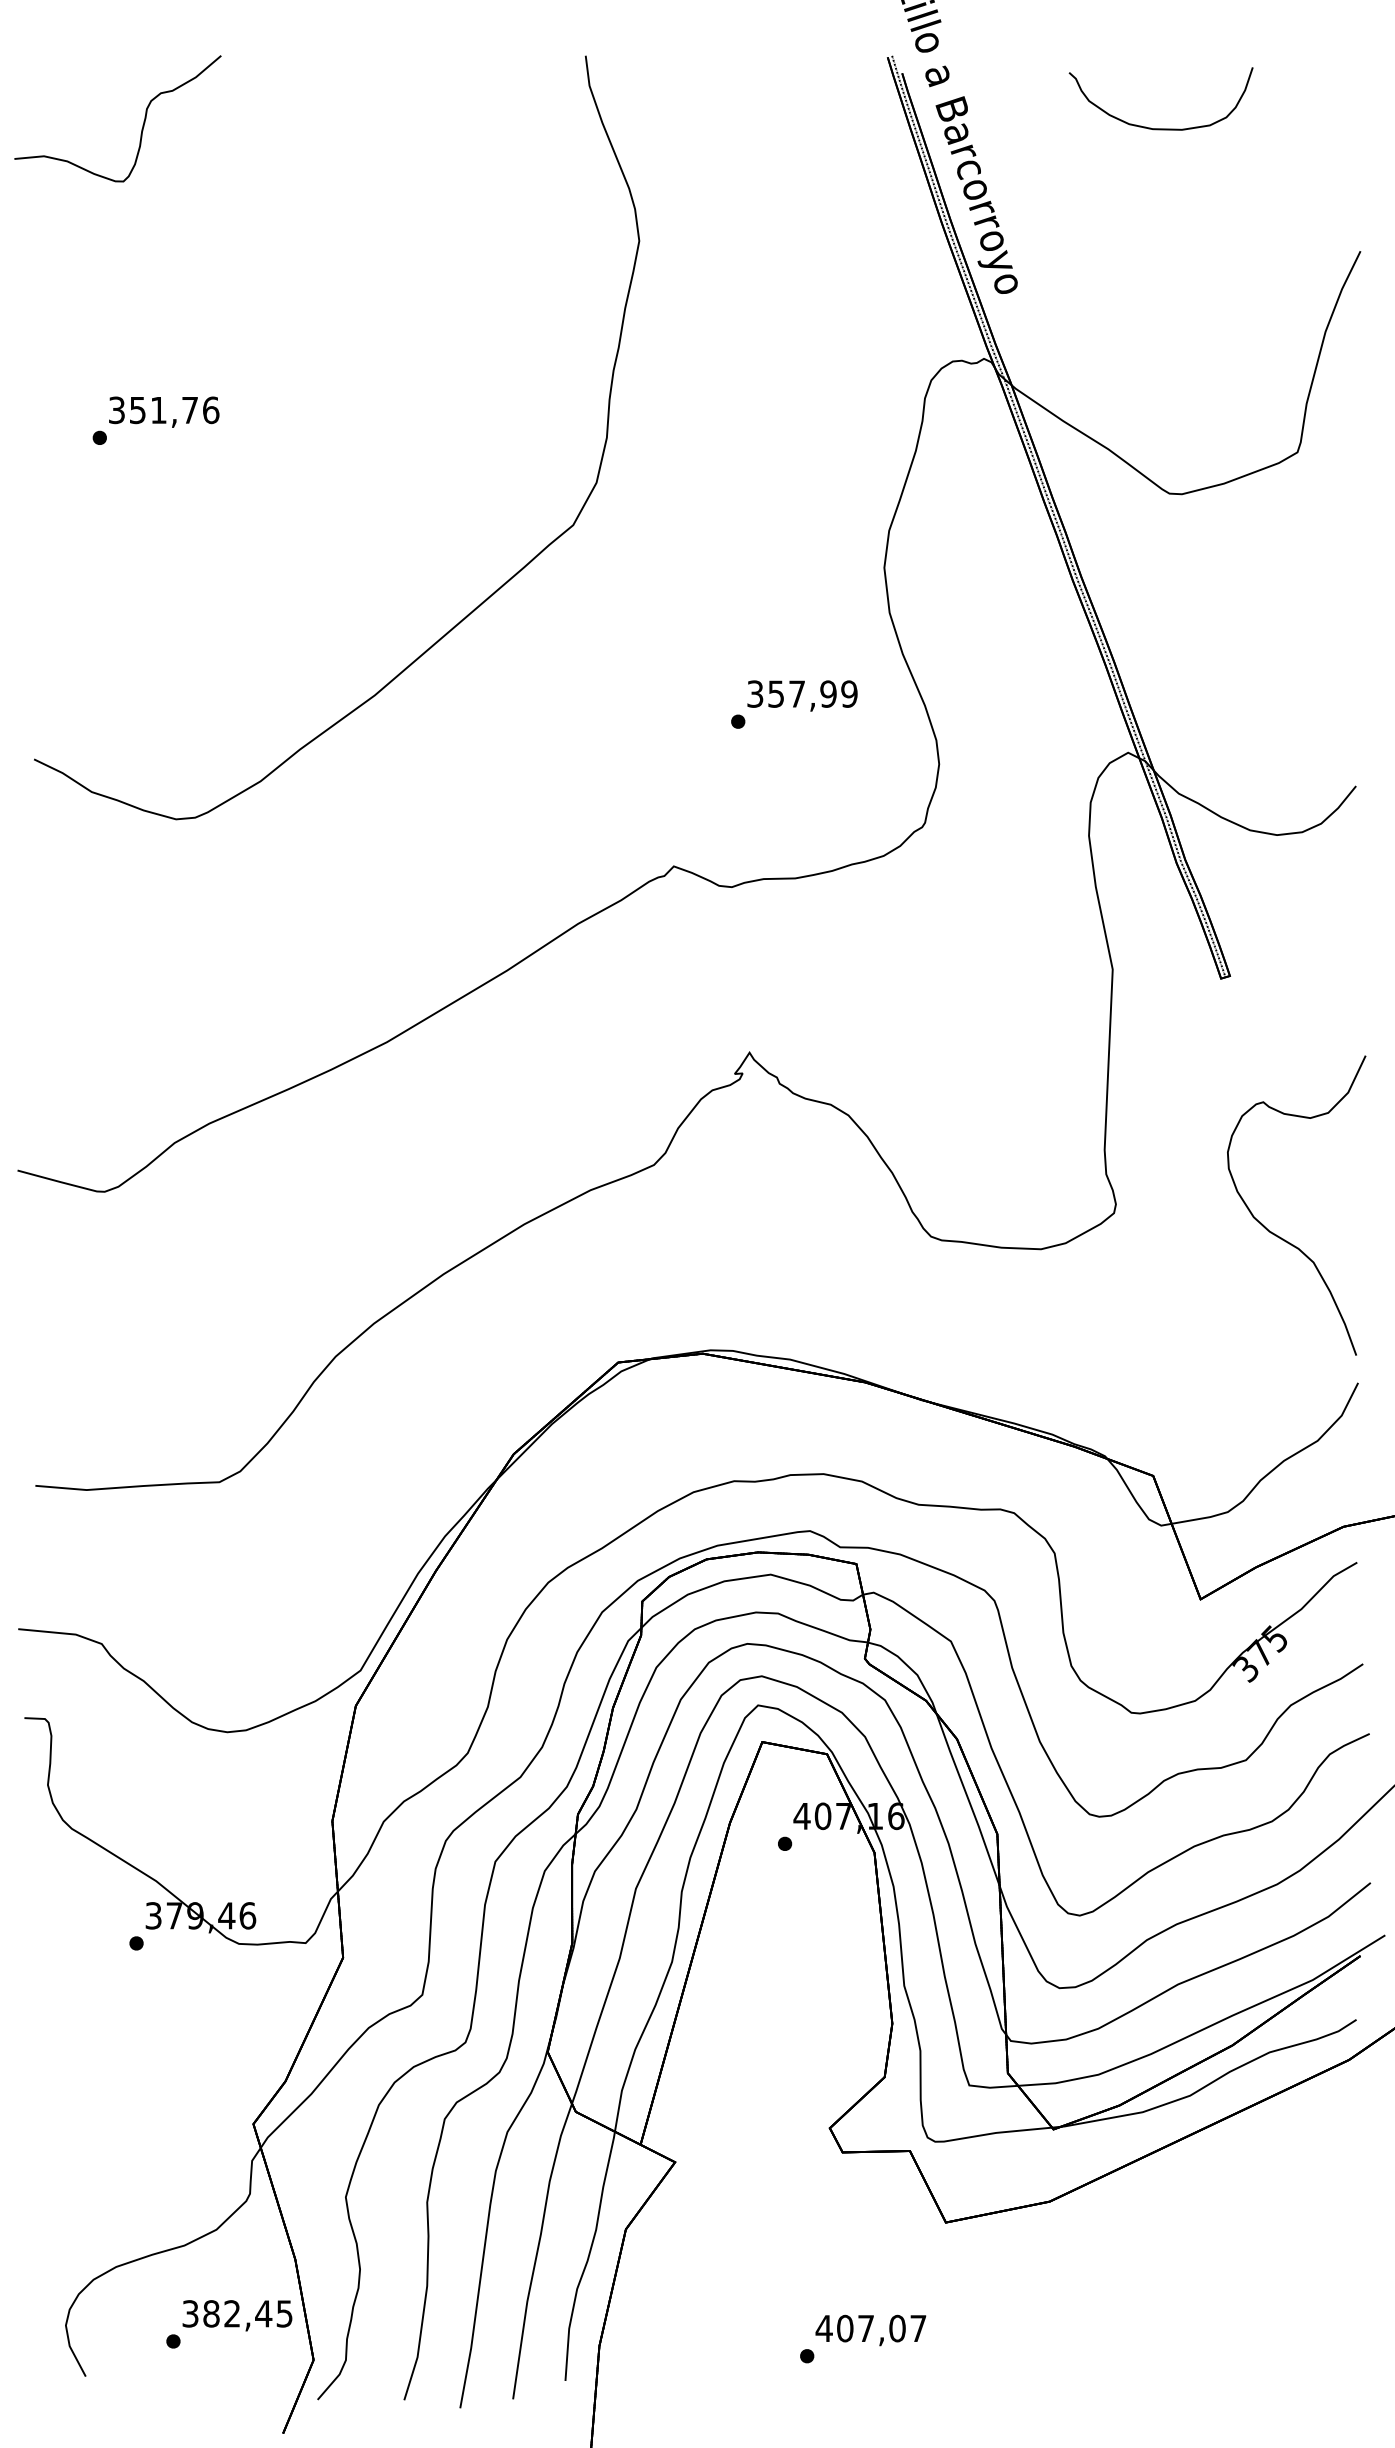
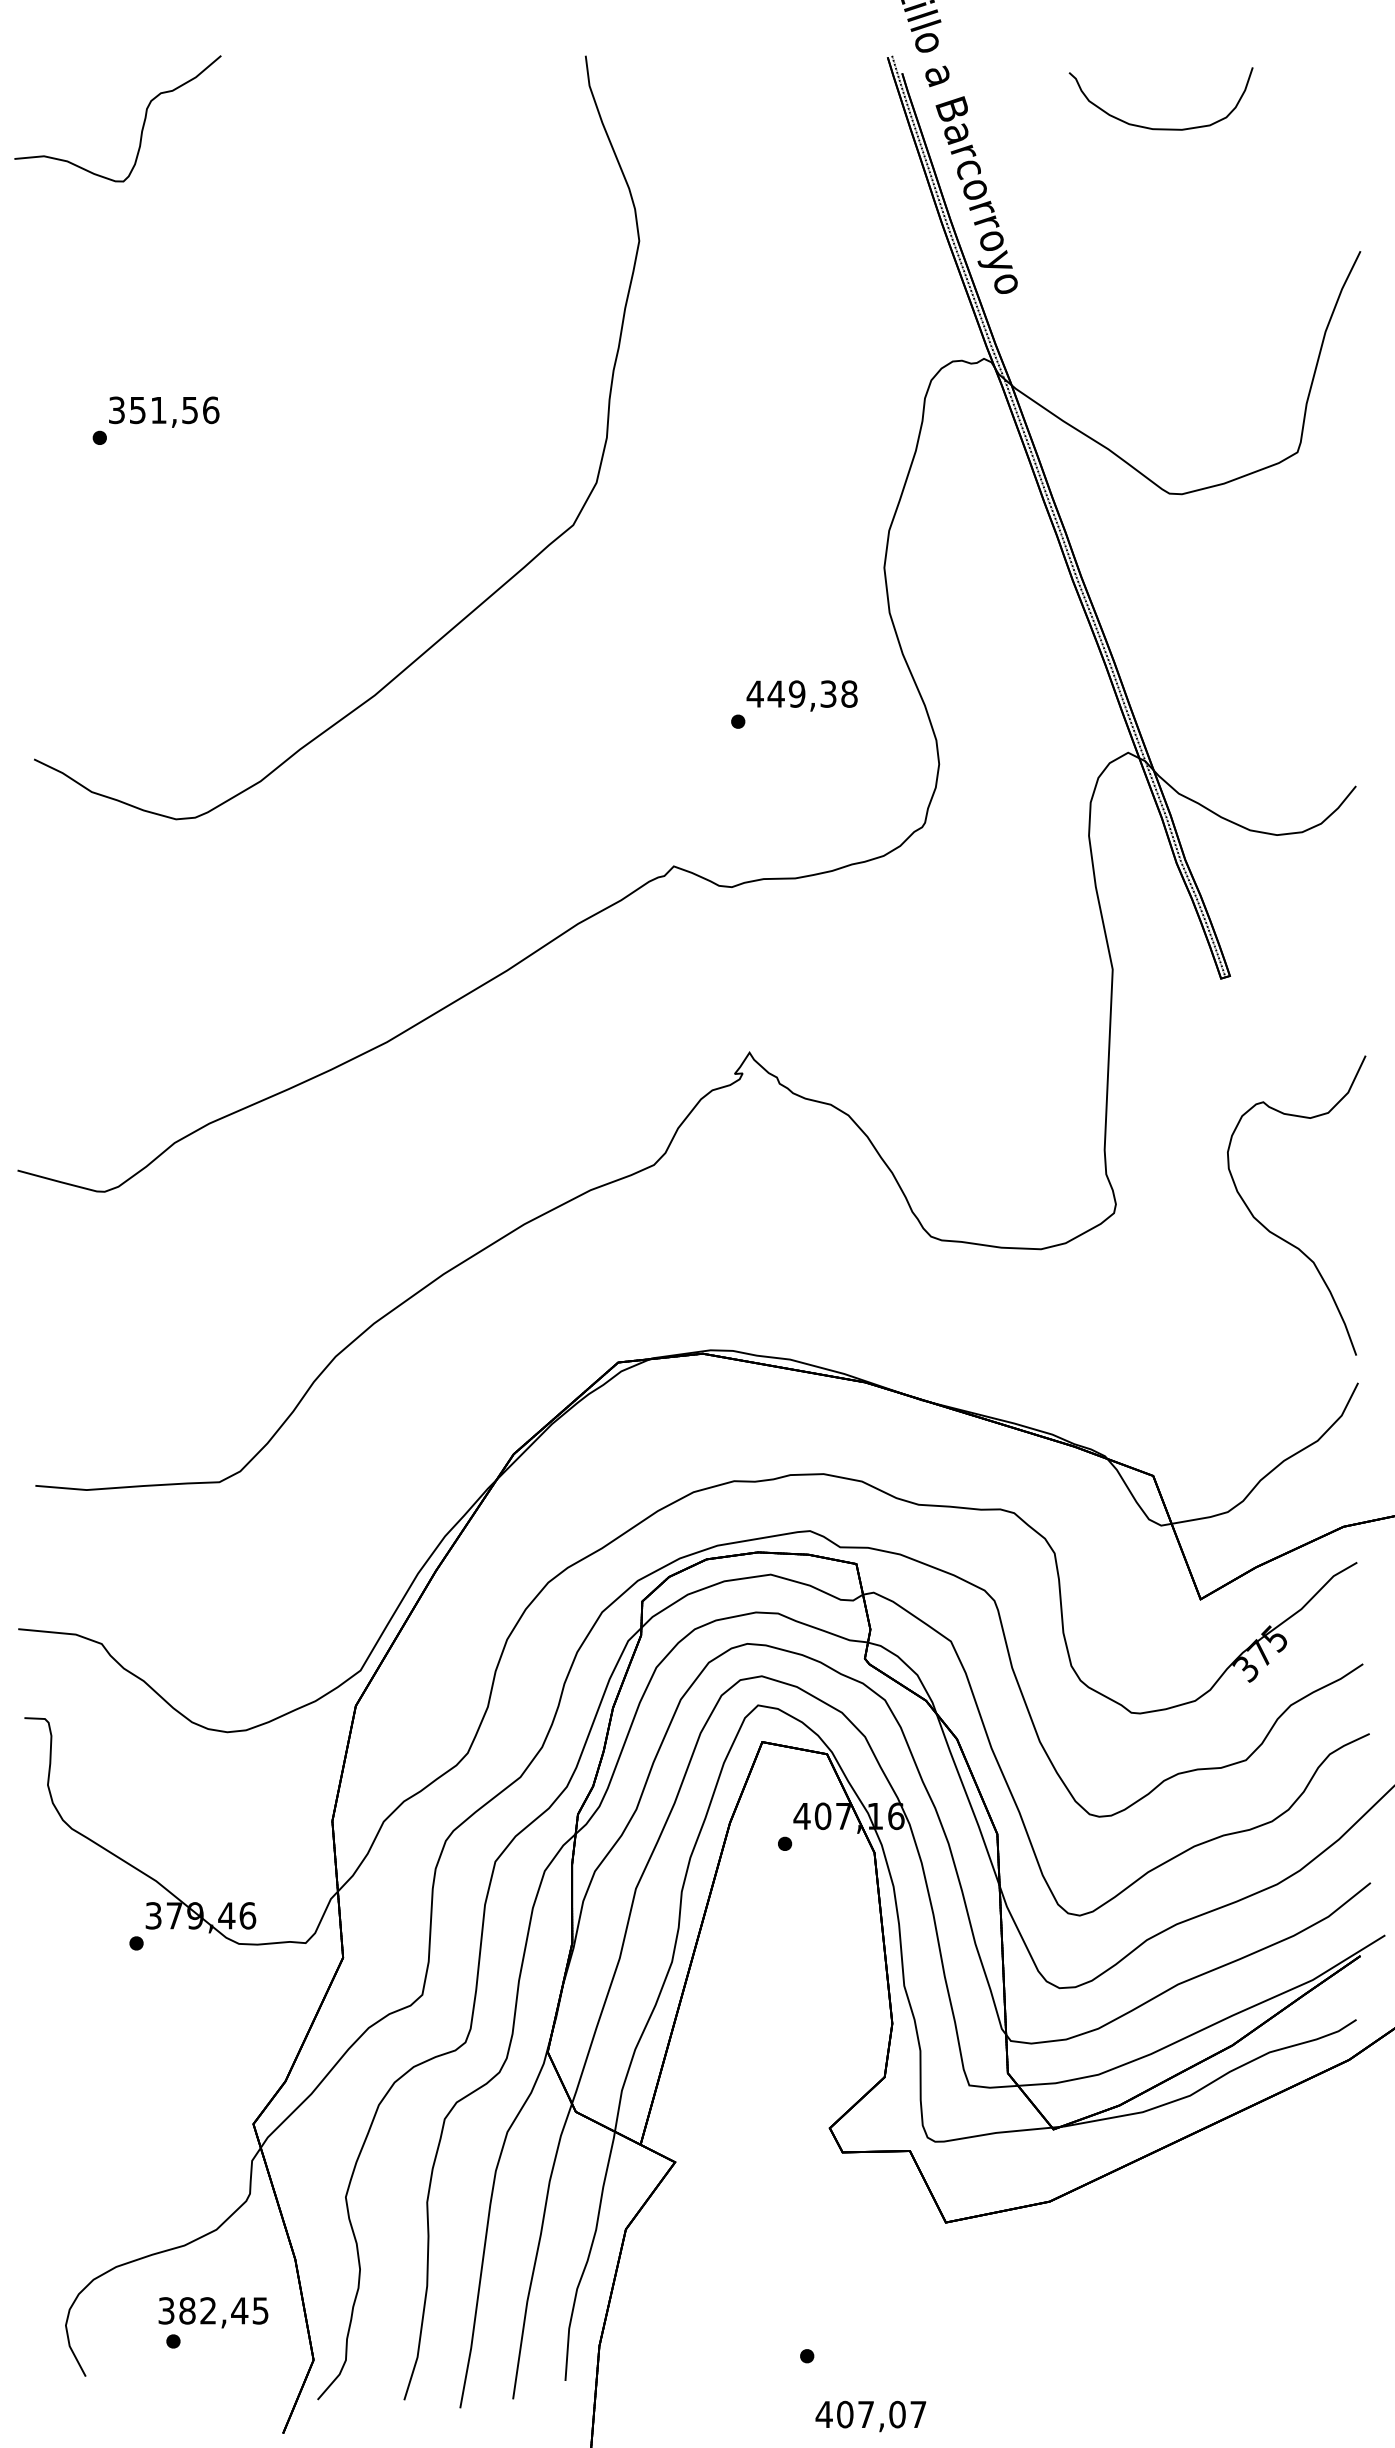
text: 351,76 -> 351,56 (189, 410)
text: 357,99 -> 449,38 (801, 693)
text position: (237, 2315) -> (213, 2312) (213, 2312)
text position: (870, 2330) -> (870, 2416) (870, 2416)
